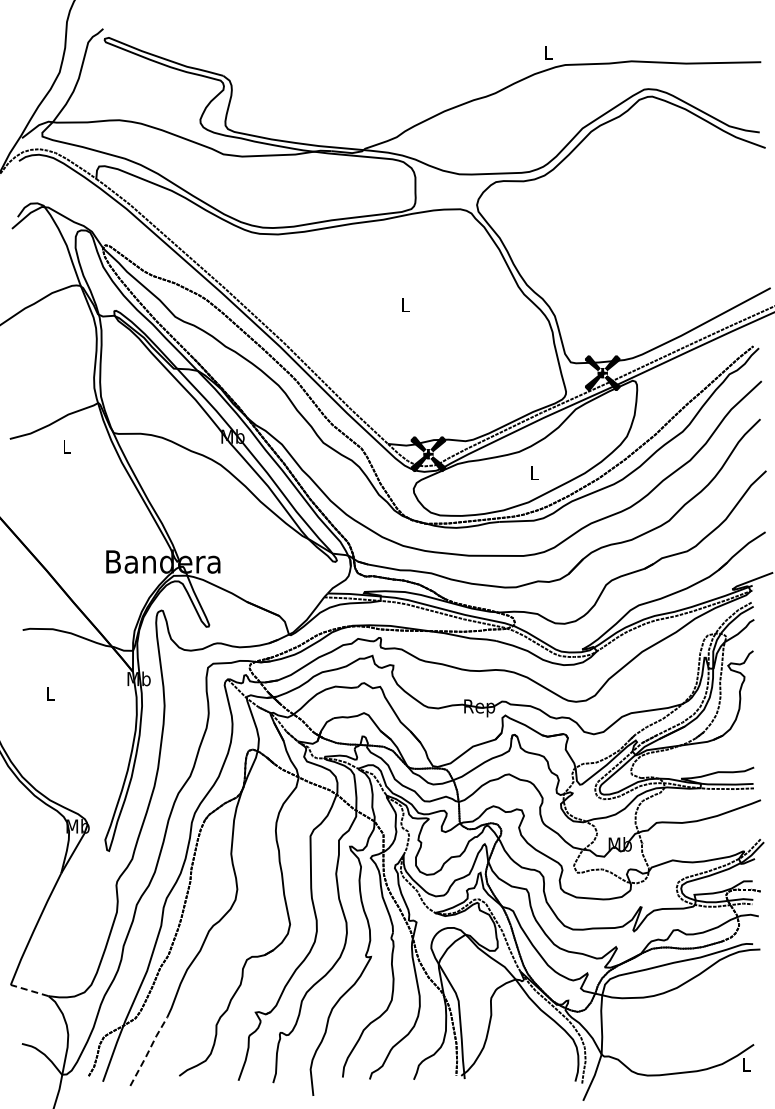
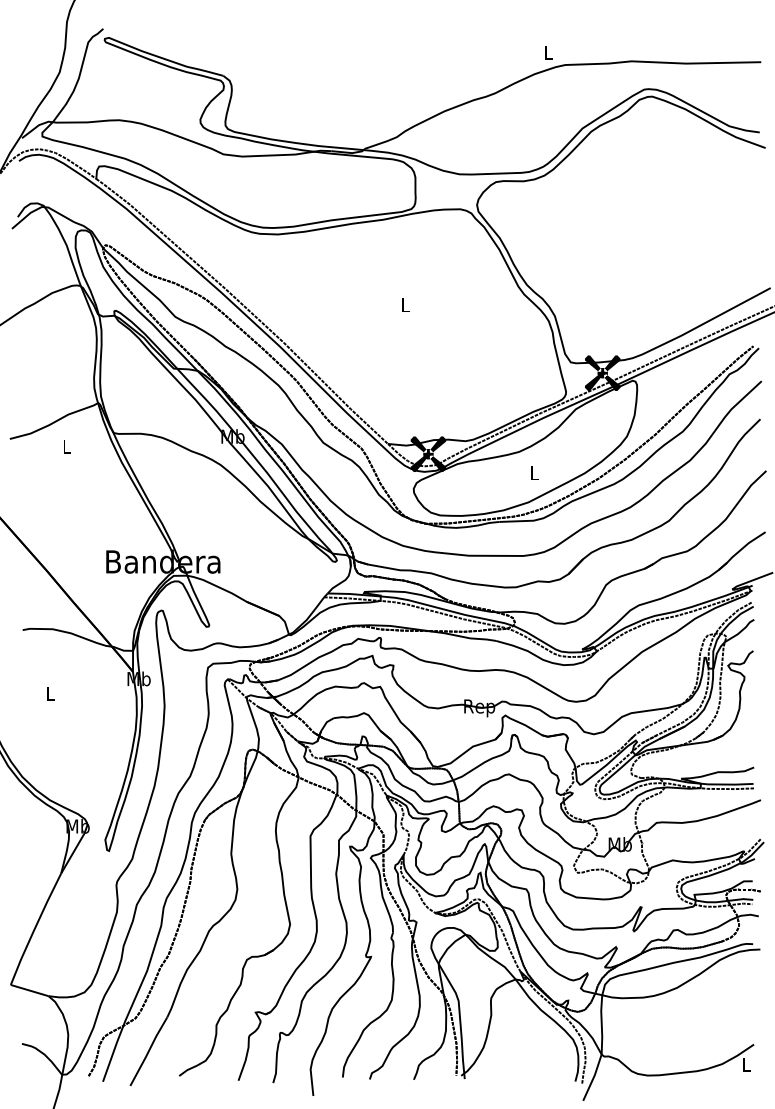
line: dashed -> solid (29, 990)
line: dashed -> solid (148, 1051)
